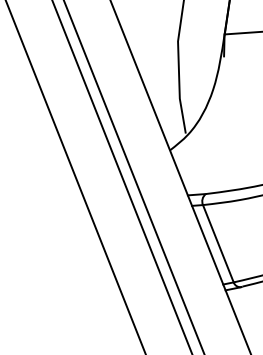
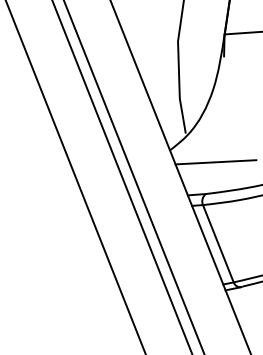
line: none -> present (215, 162)
